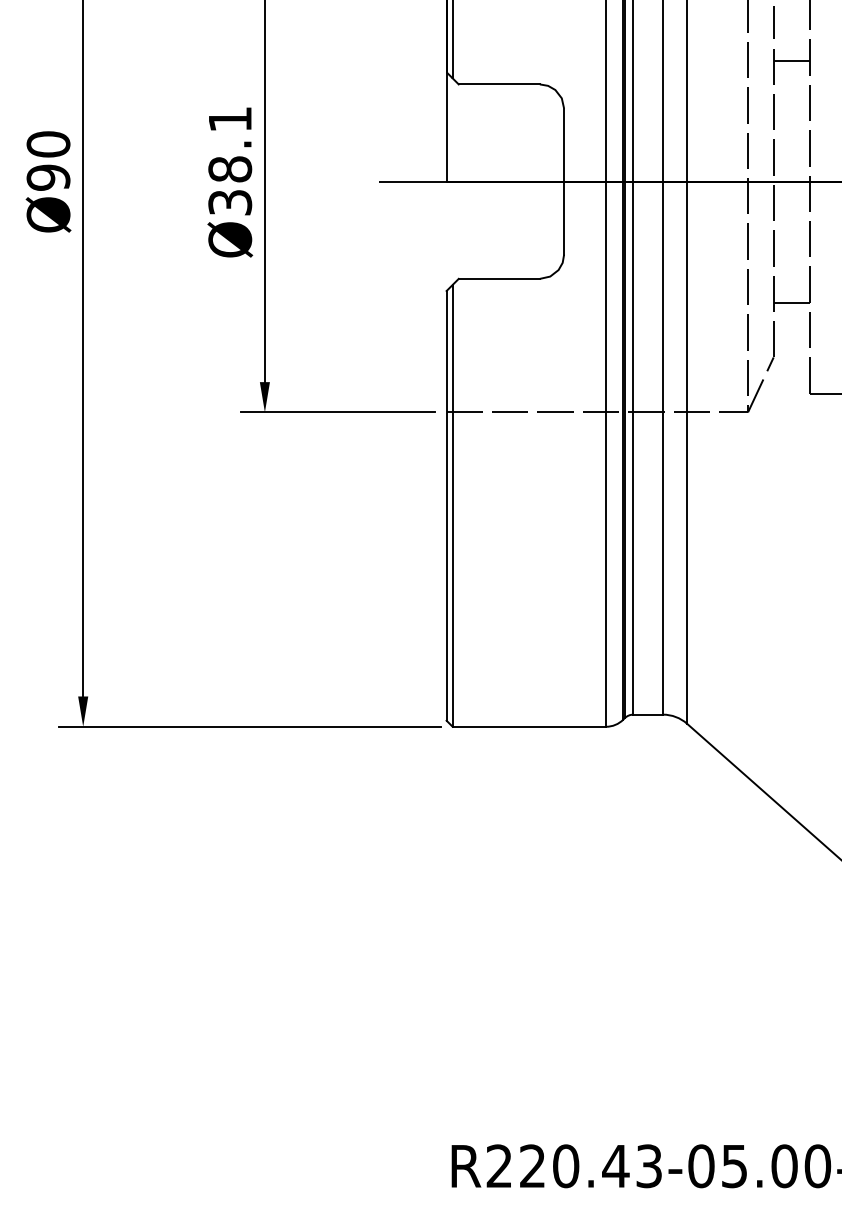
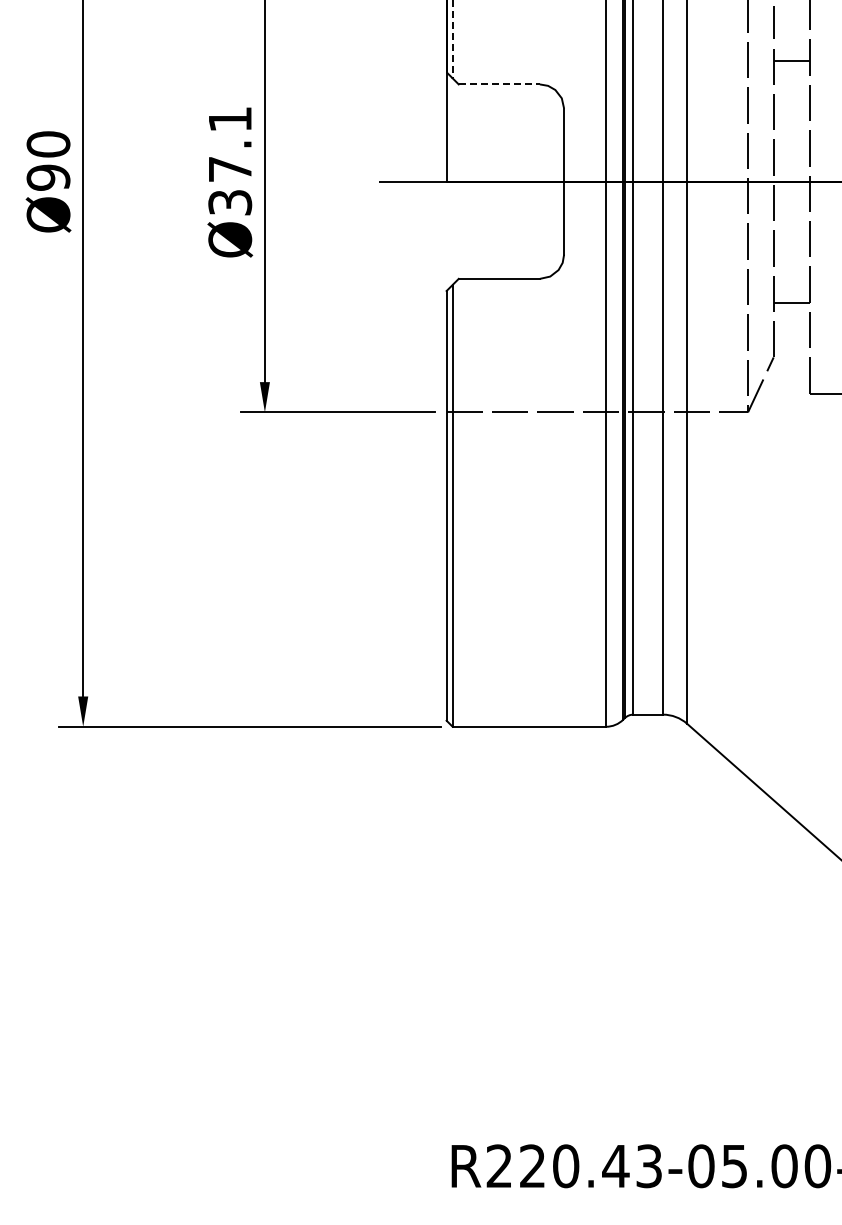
line: solid -> dashed (452, 39)
line: solid -> dashed (499, 84)
text: Ø38.1 -> Ø37.1 (230, 169)
